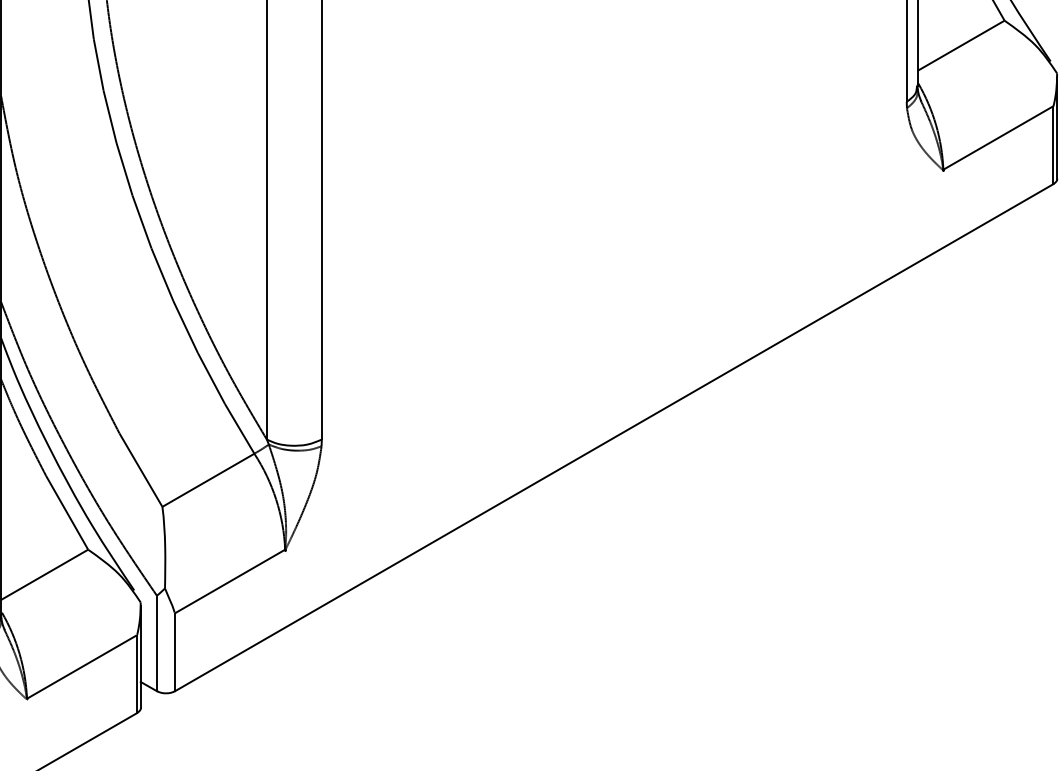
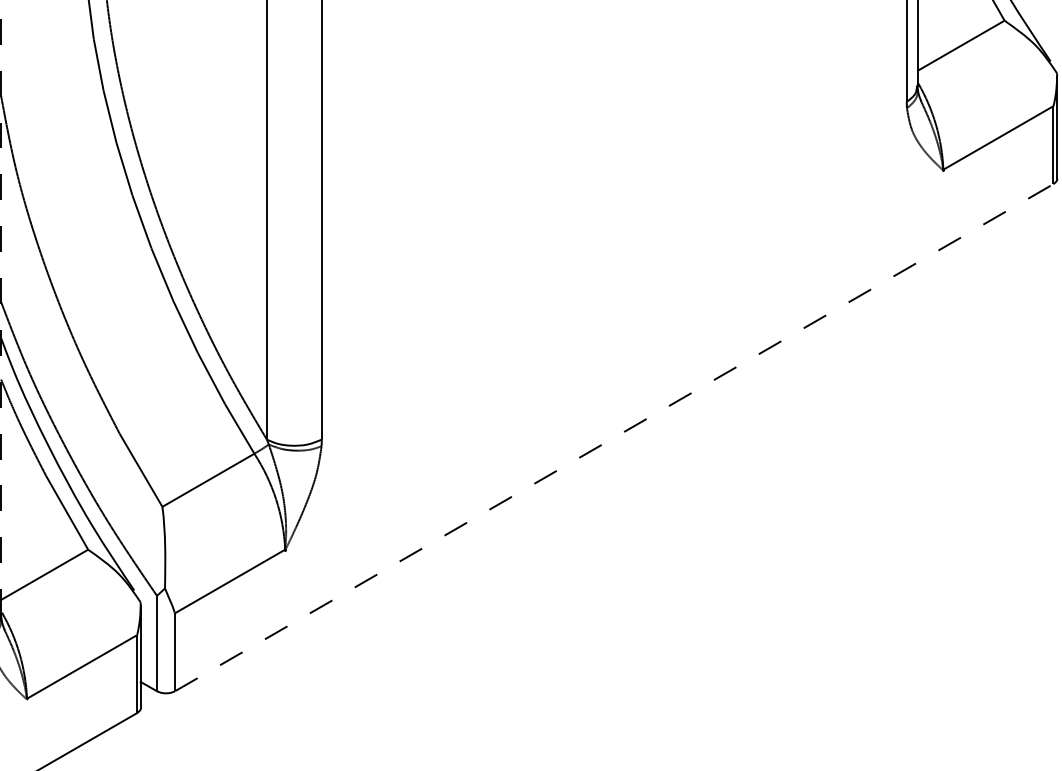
line: solid -> dashed (1, 307)
line: solid -> dashed (614, 437)
